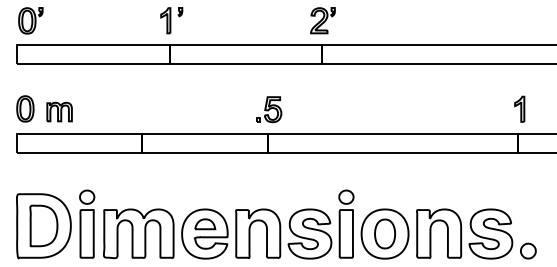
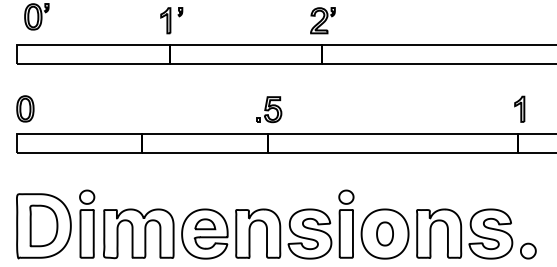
part position: (30, 20) -> (36, 16) (36, 16)
part: present -> none (59, 111)
part size: 22x32 px -> 18x26 px (384, 233)
